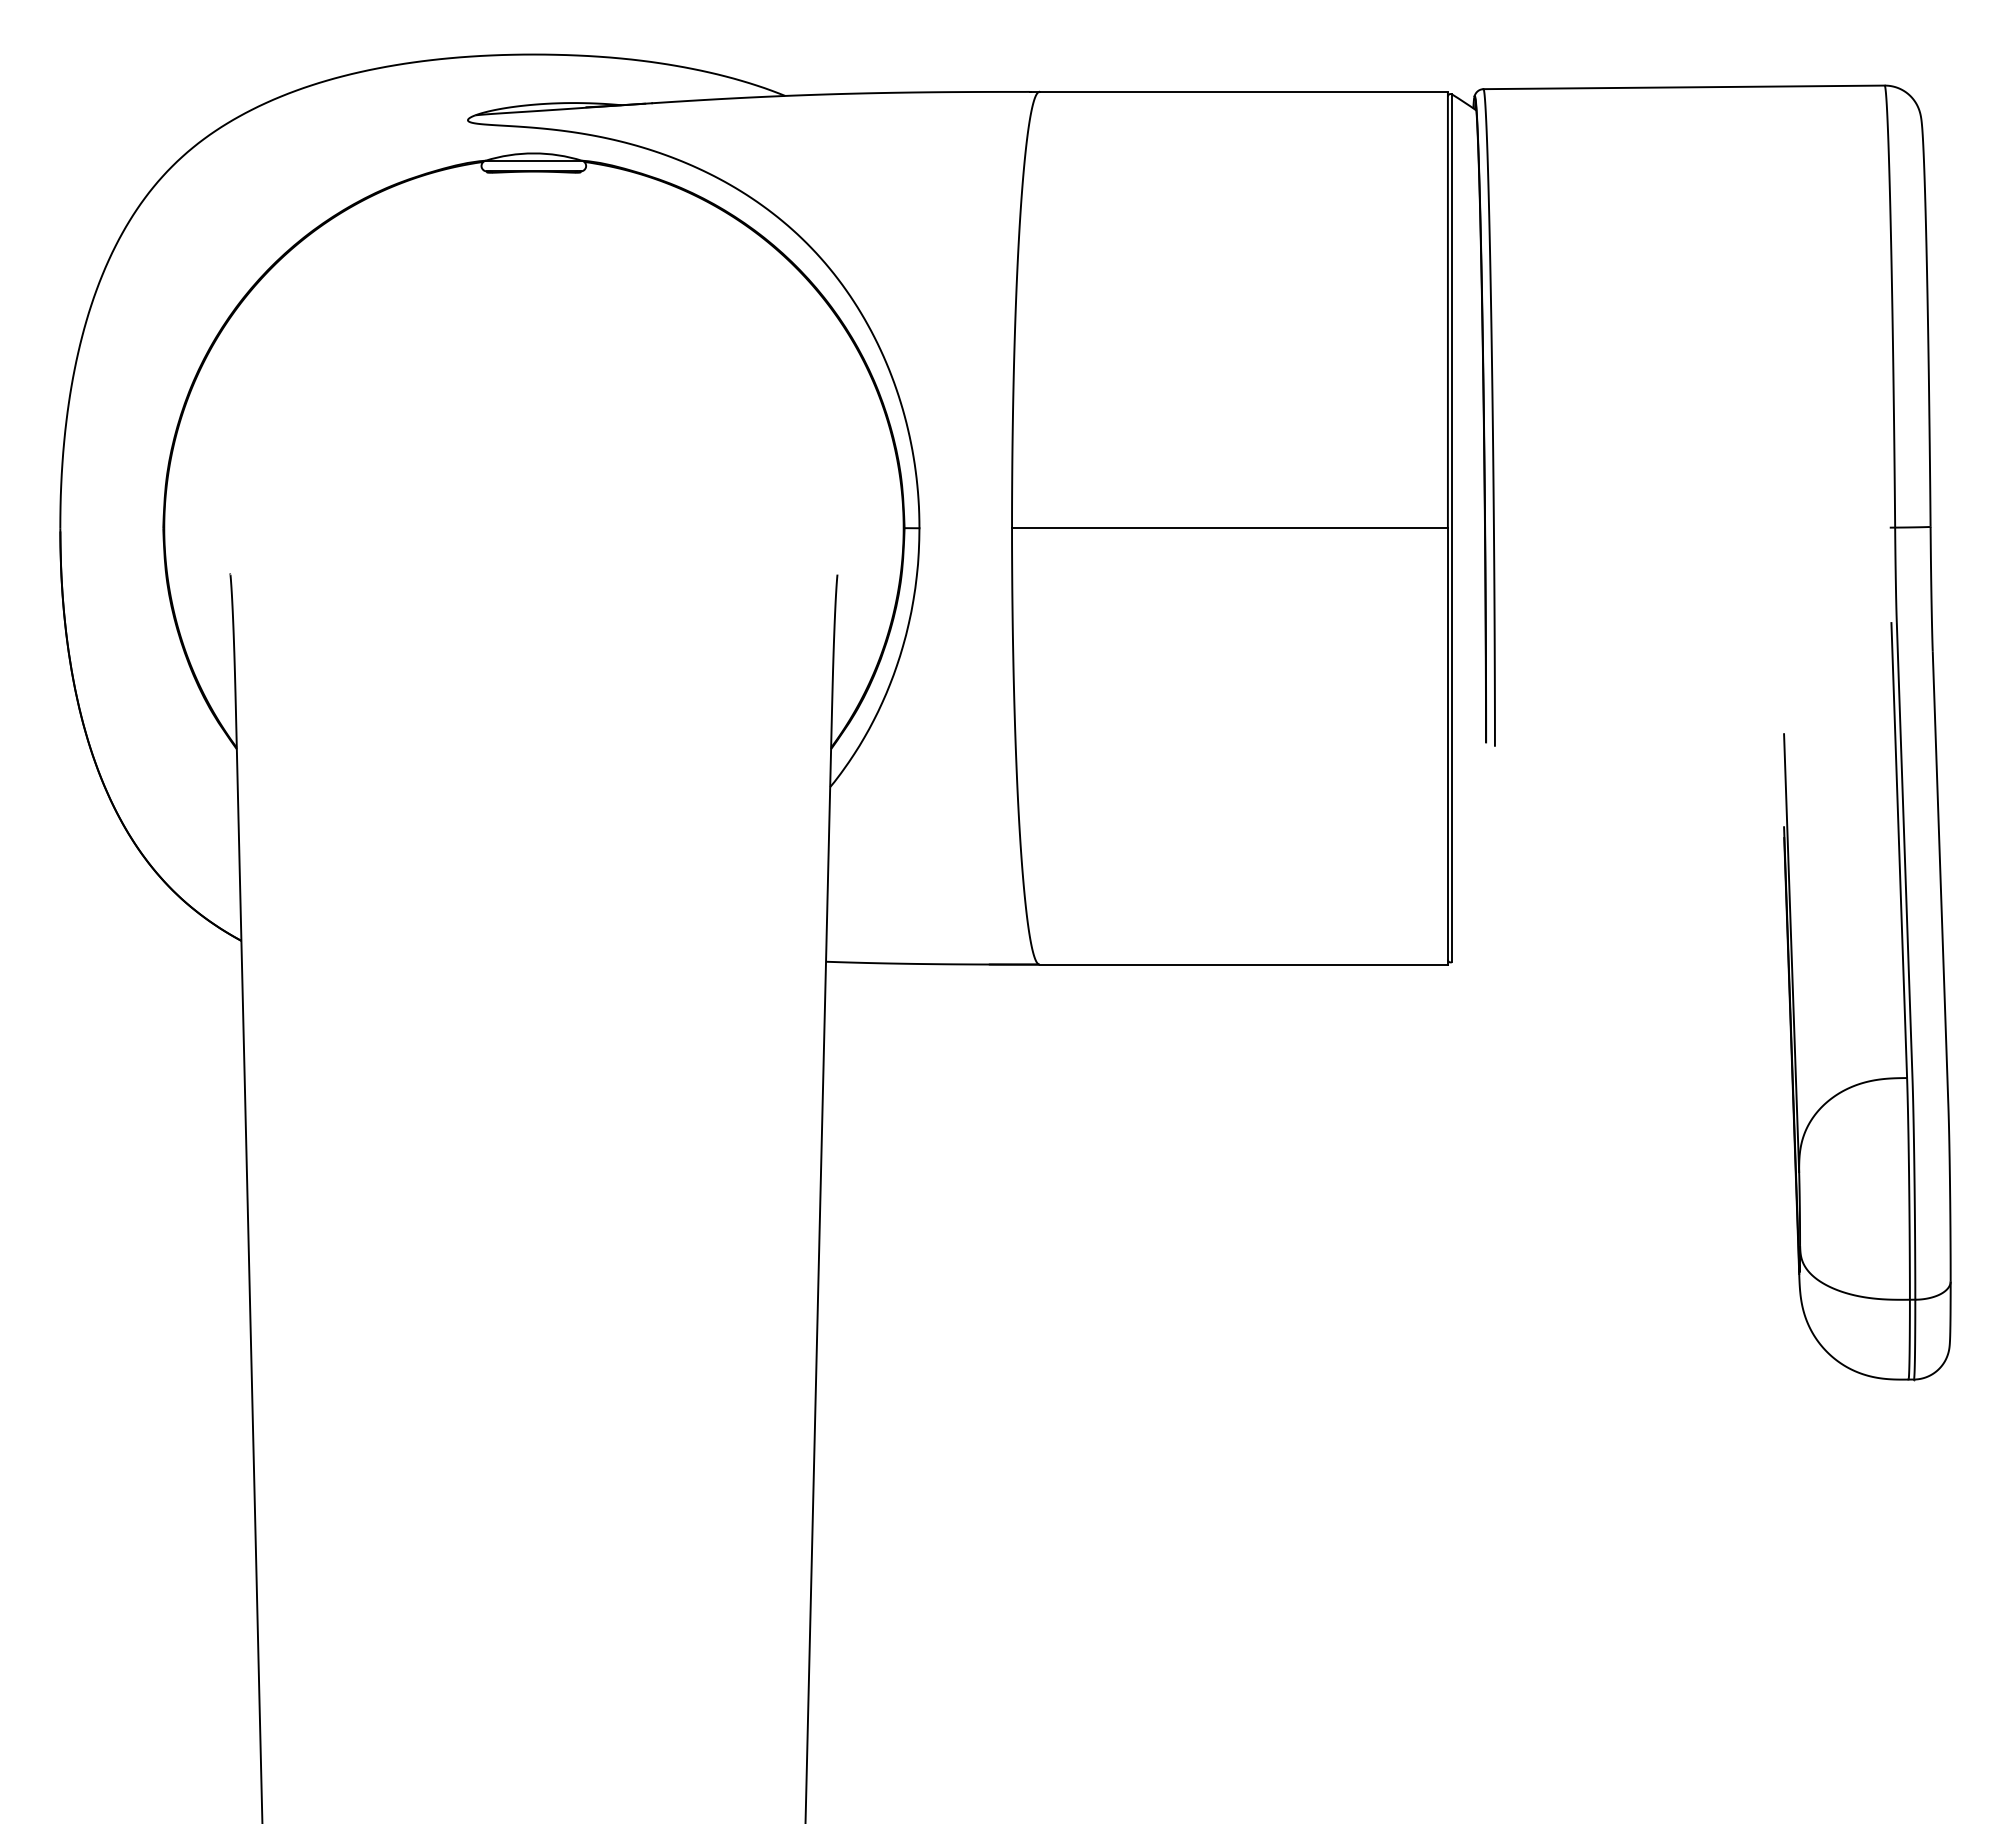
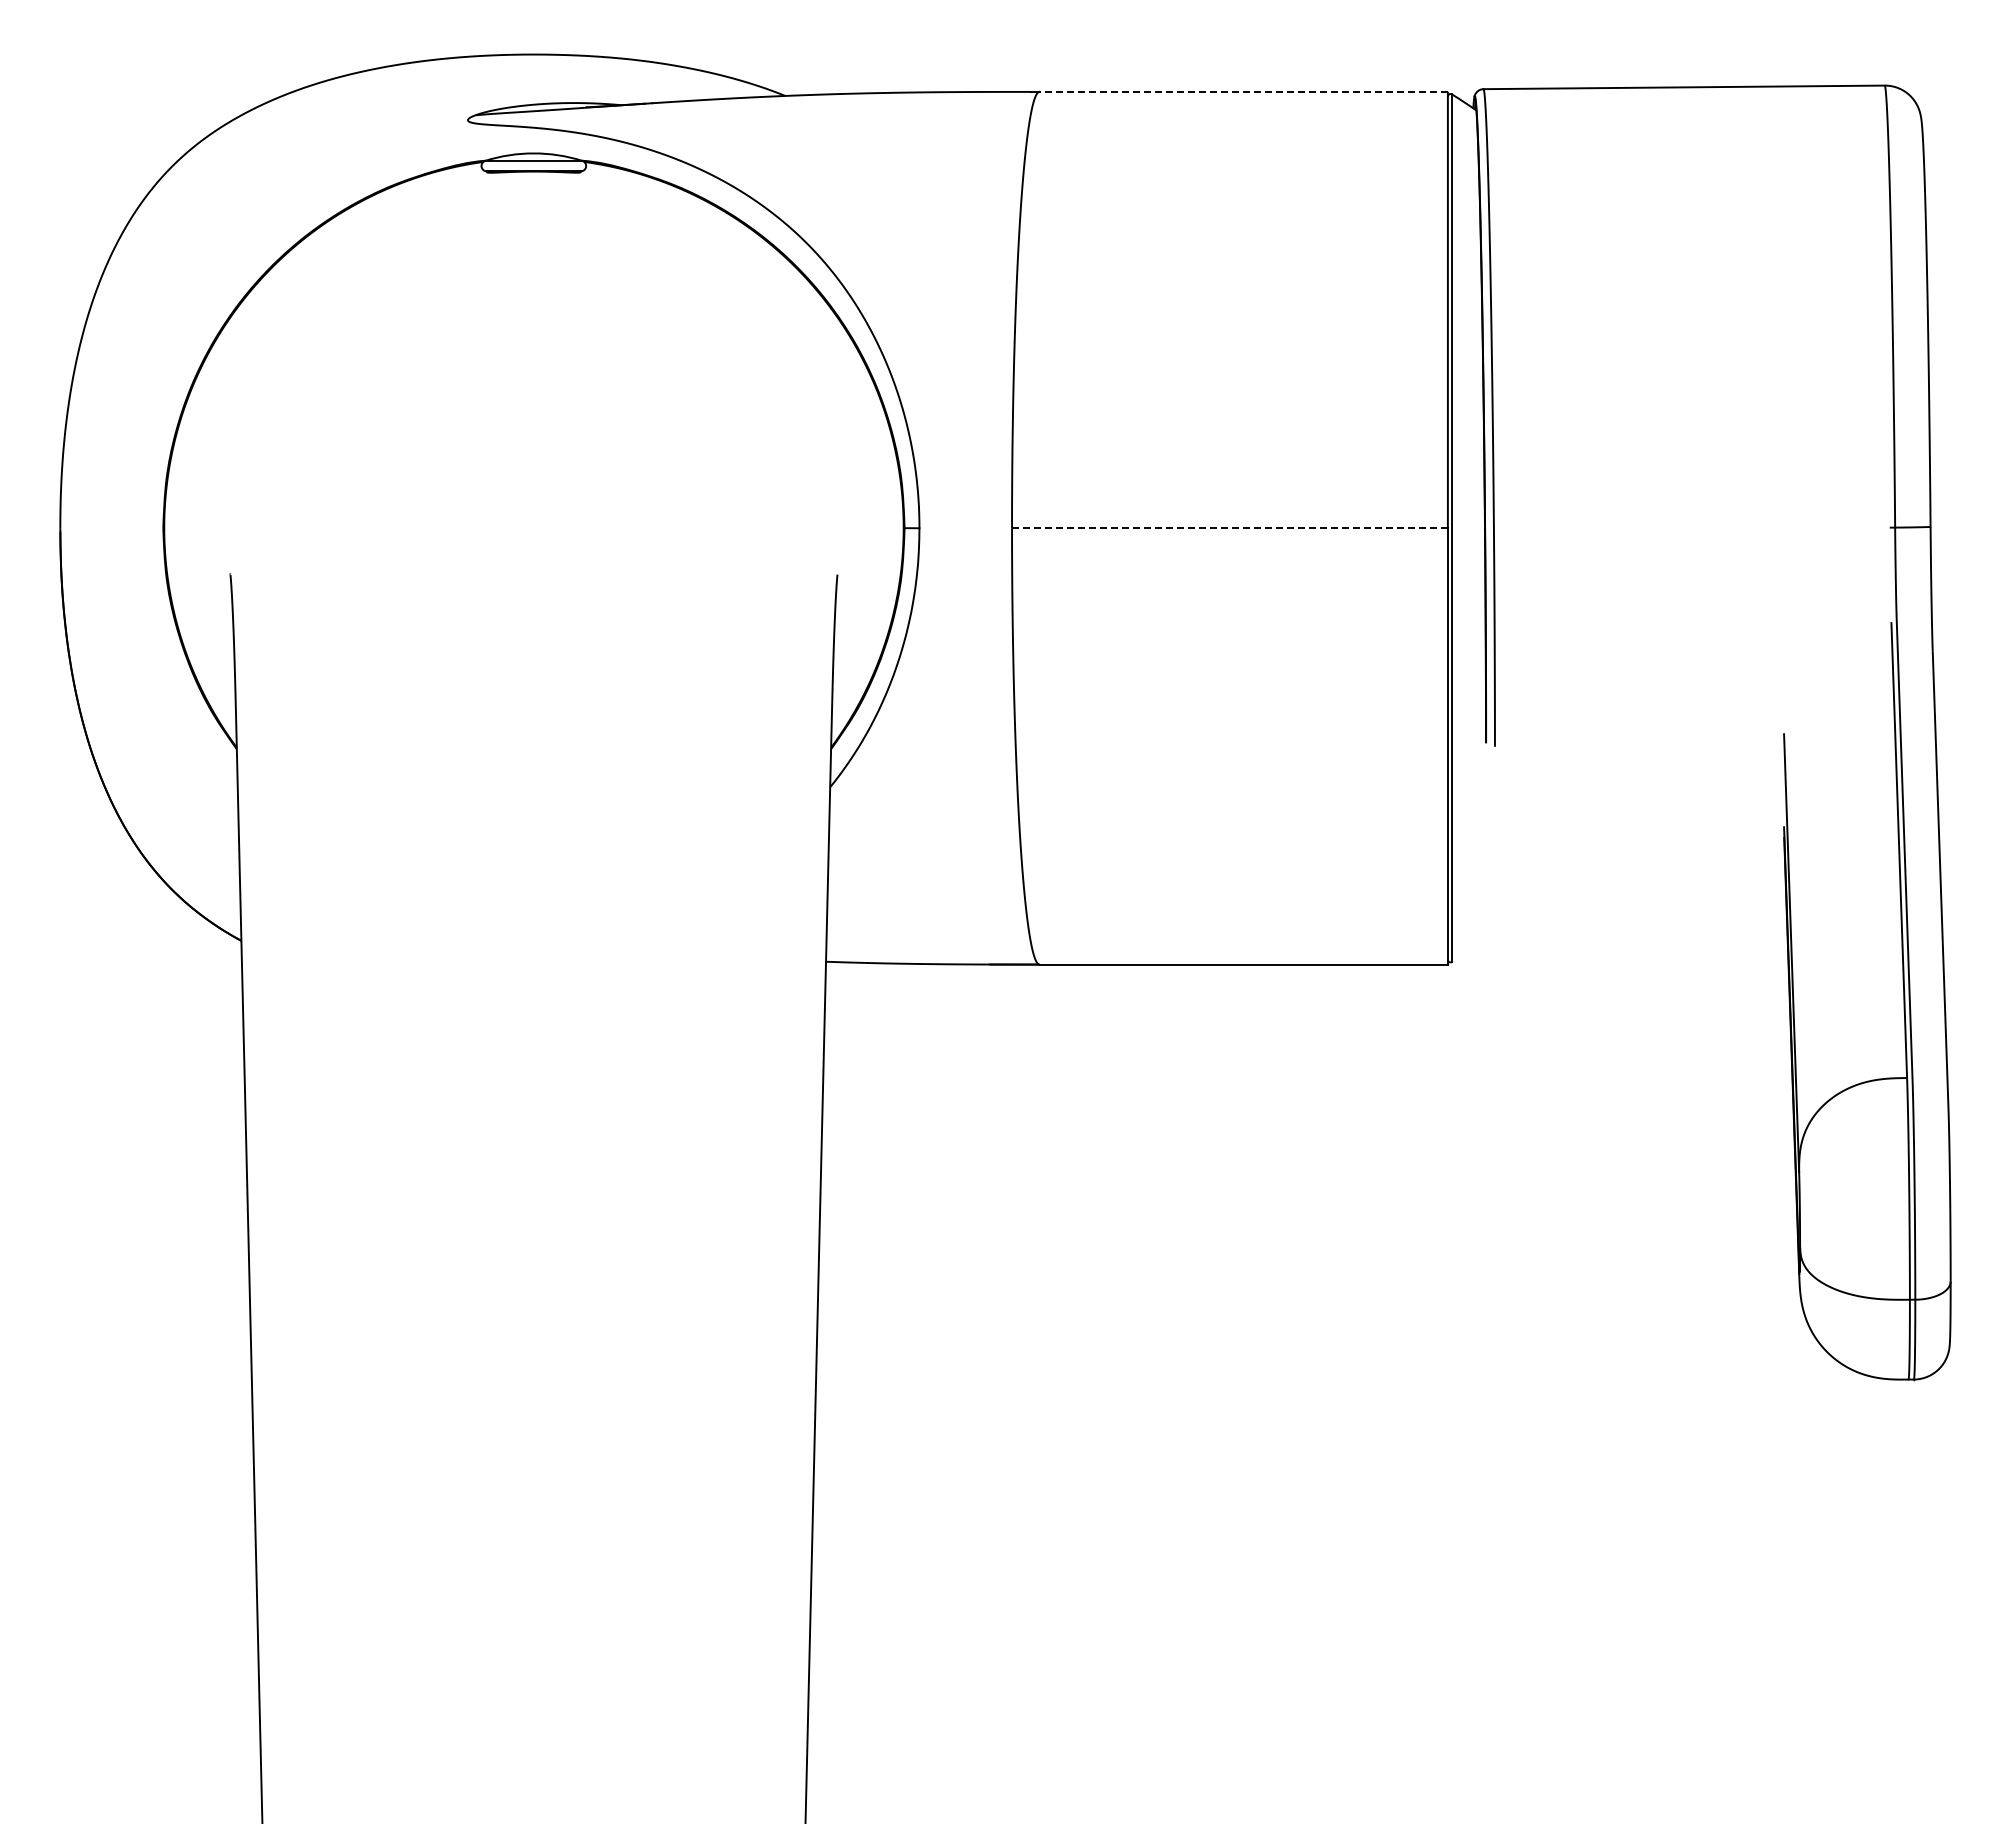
line: solid -> dashed (1243, 91)
line: solid -> dashed (1229, 528)
